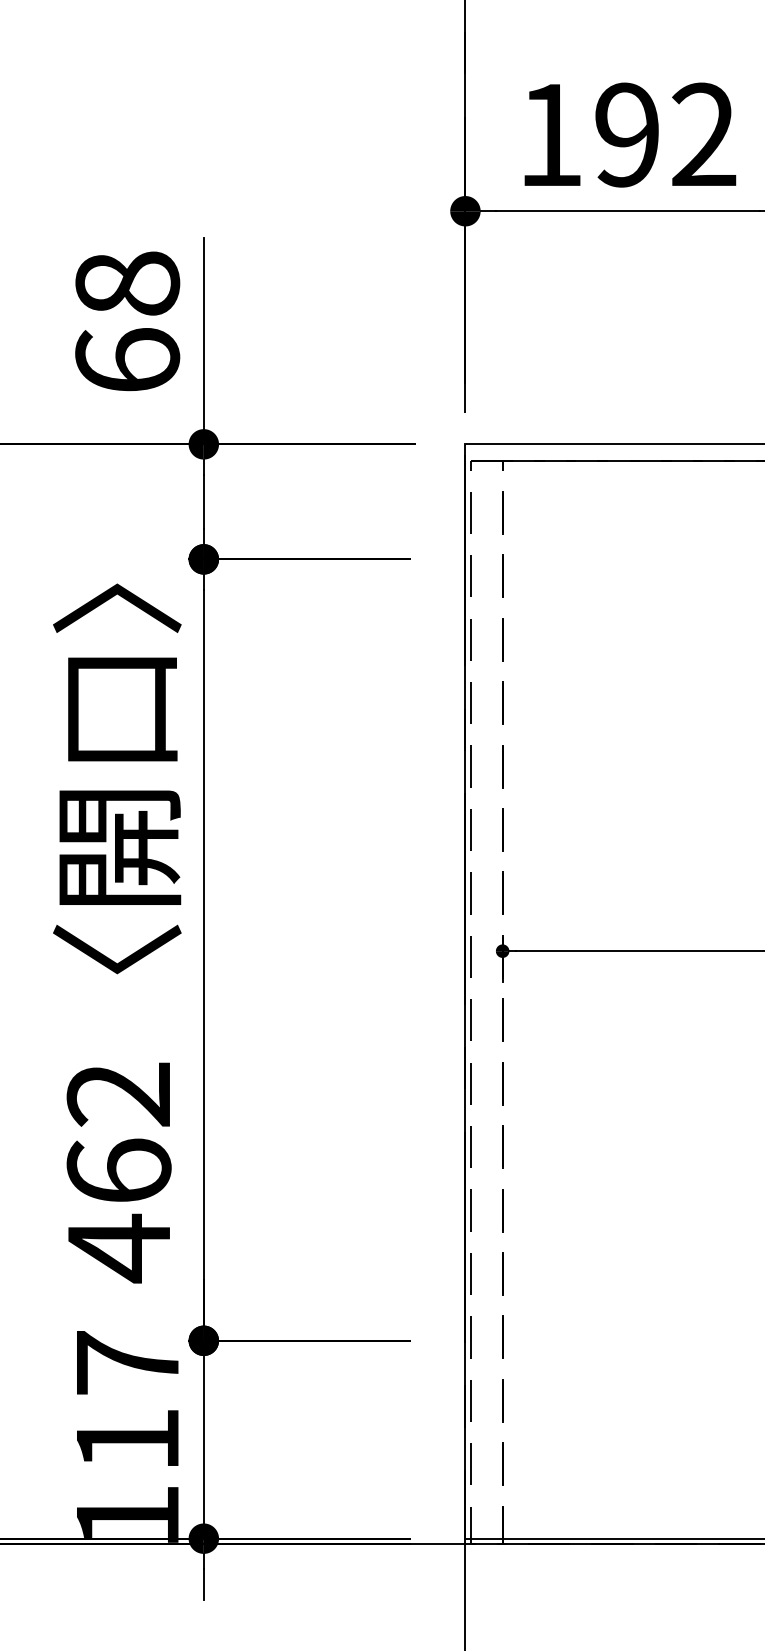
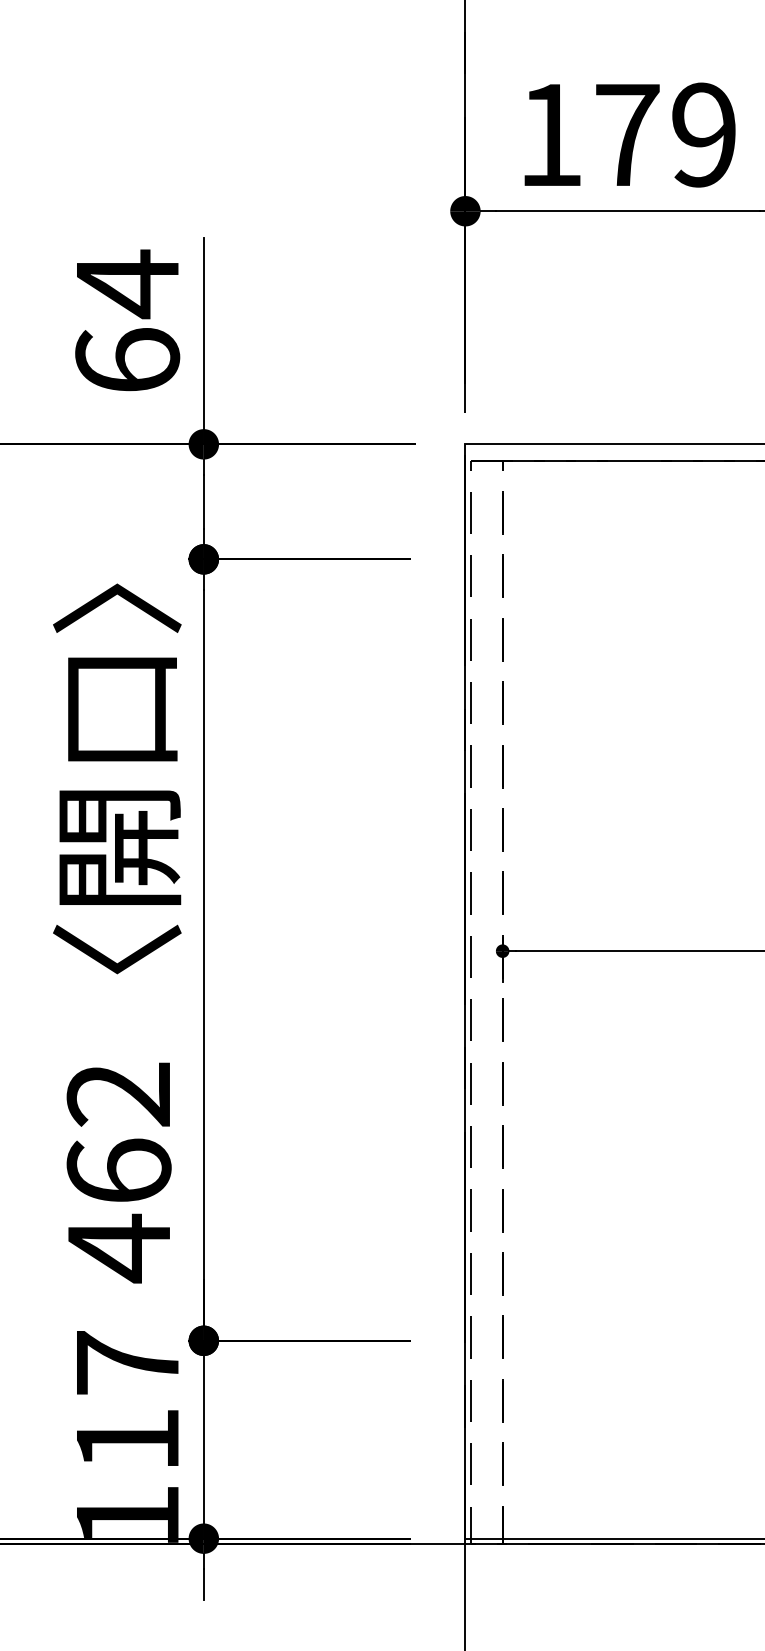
text: 192 -> 179 (665, 134)
text: 68 -> 64 (127, 284)
